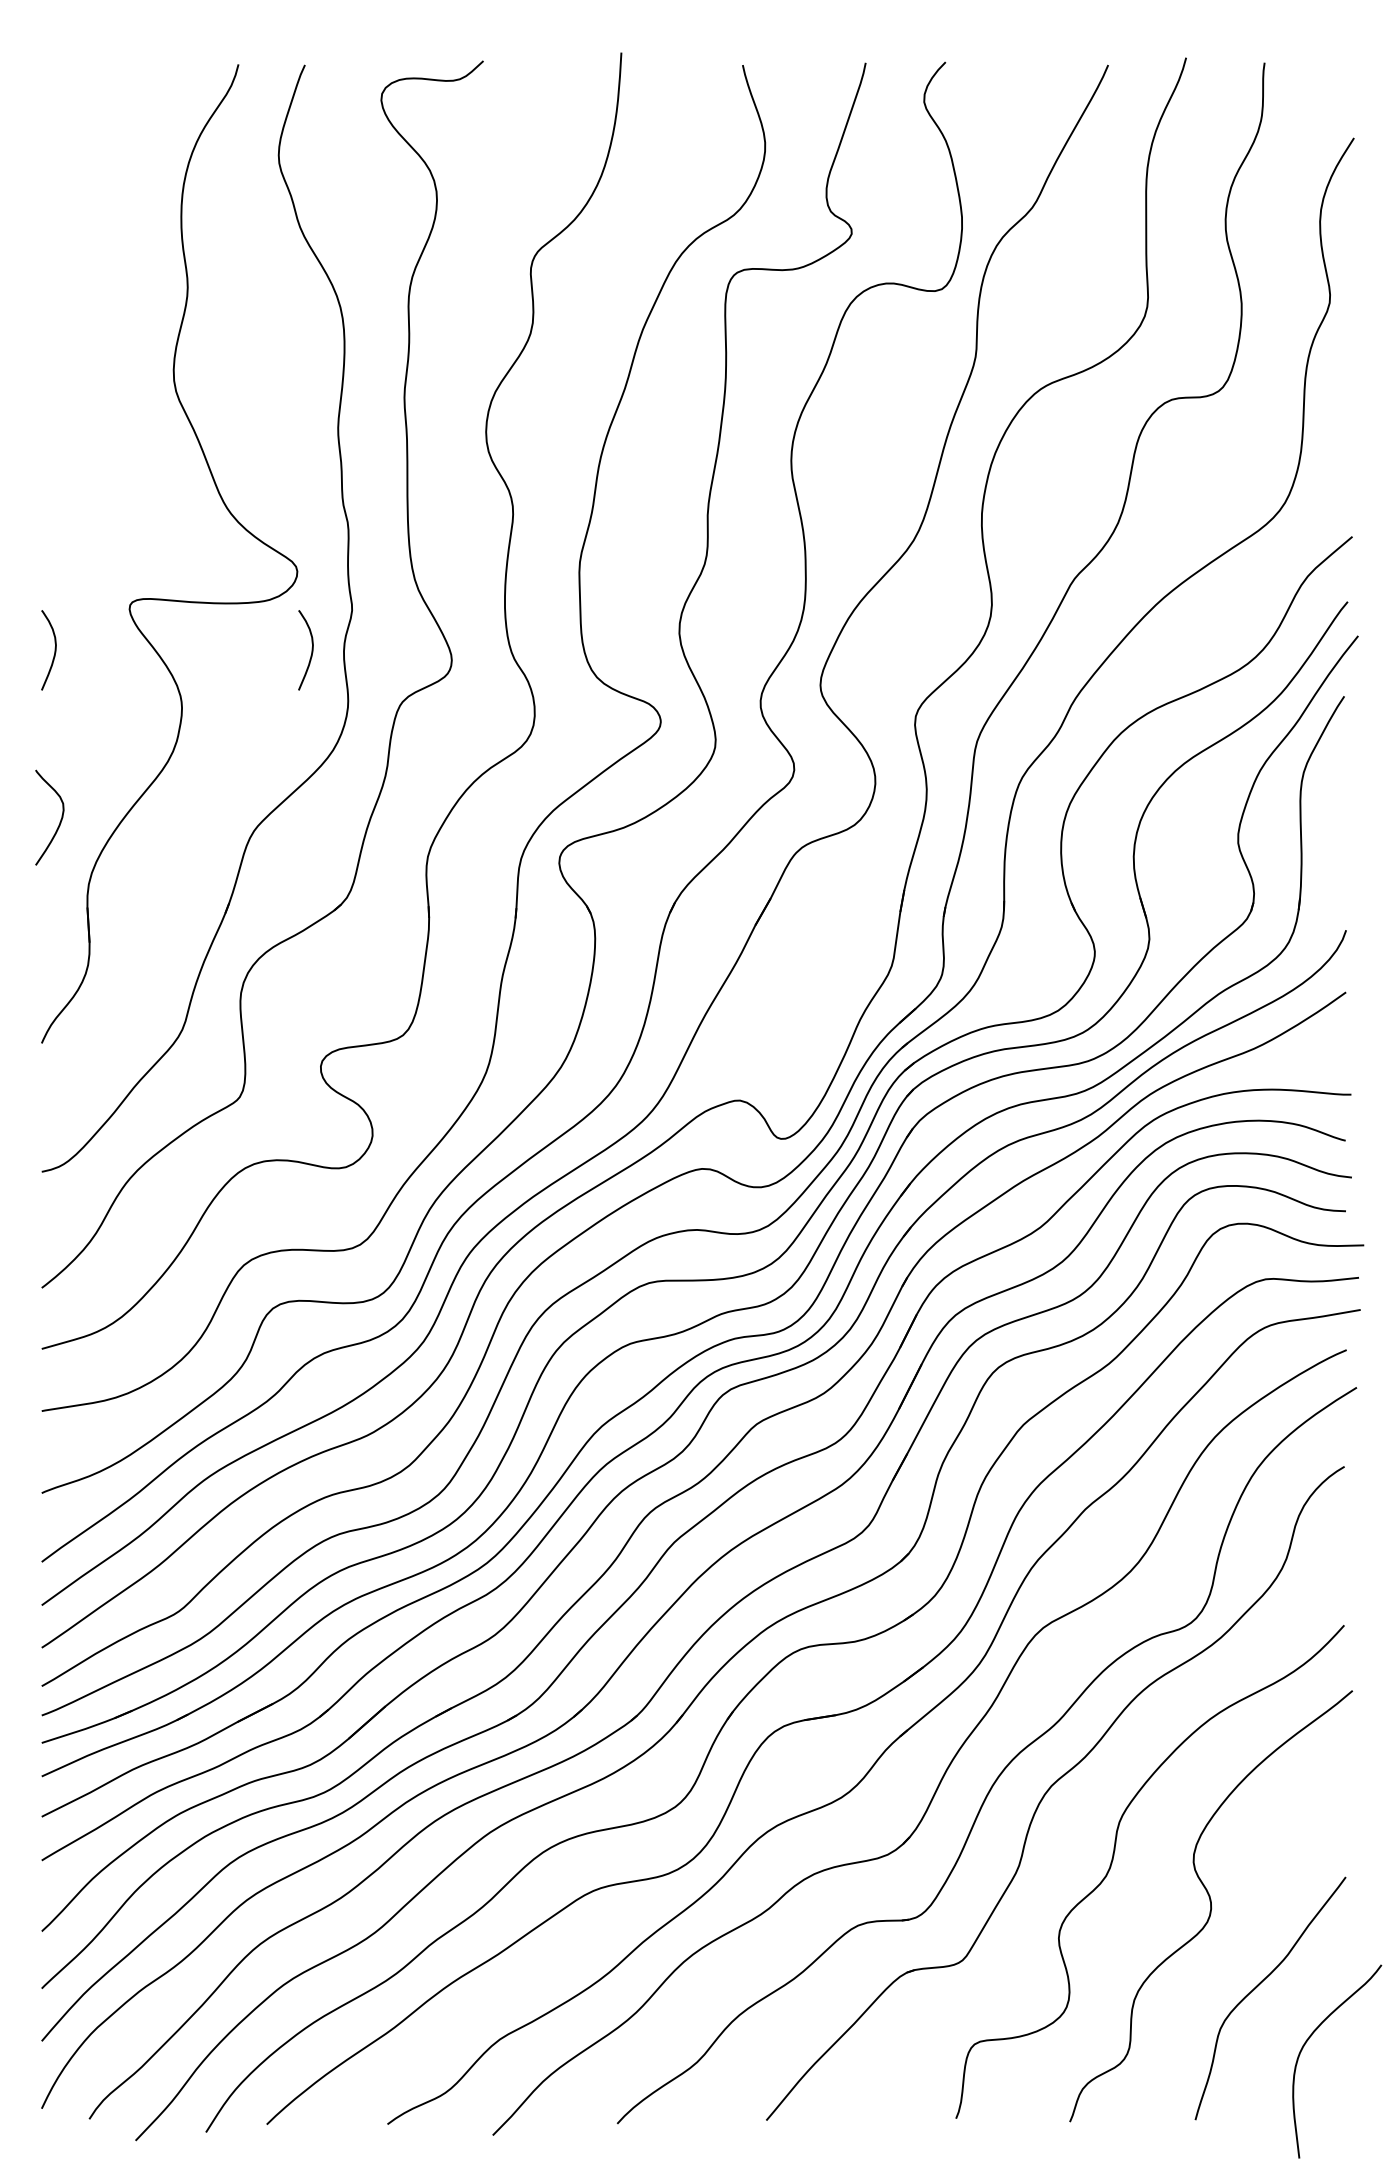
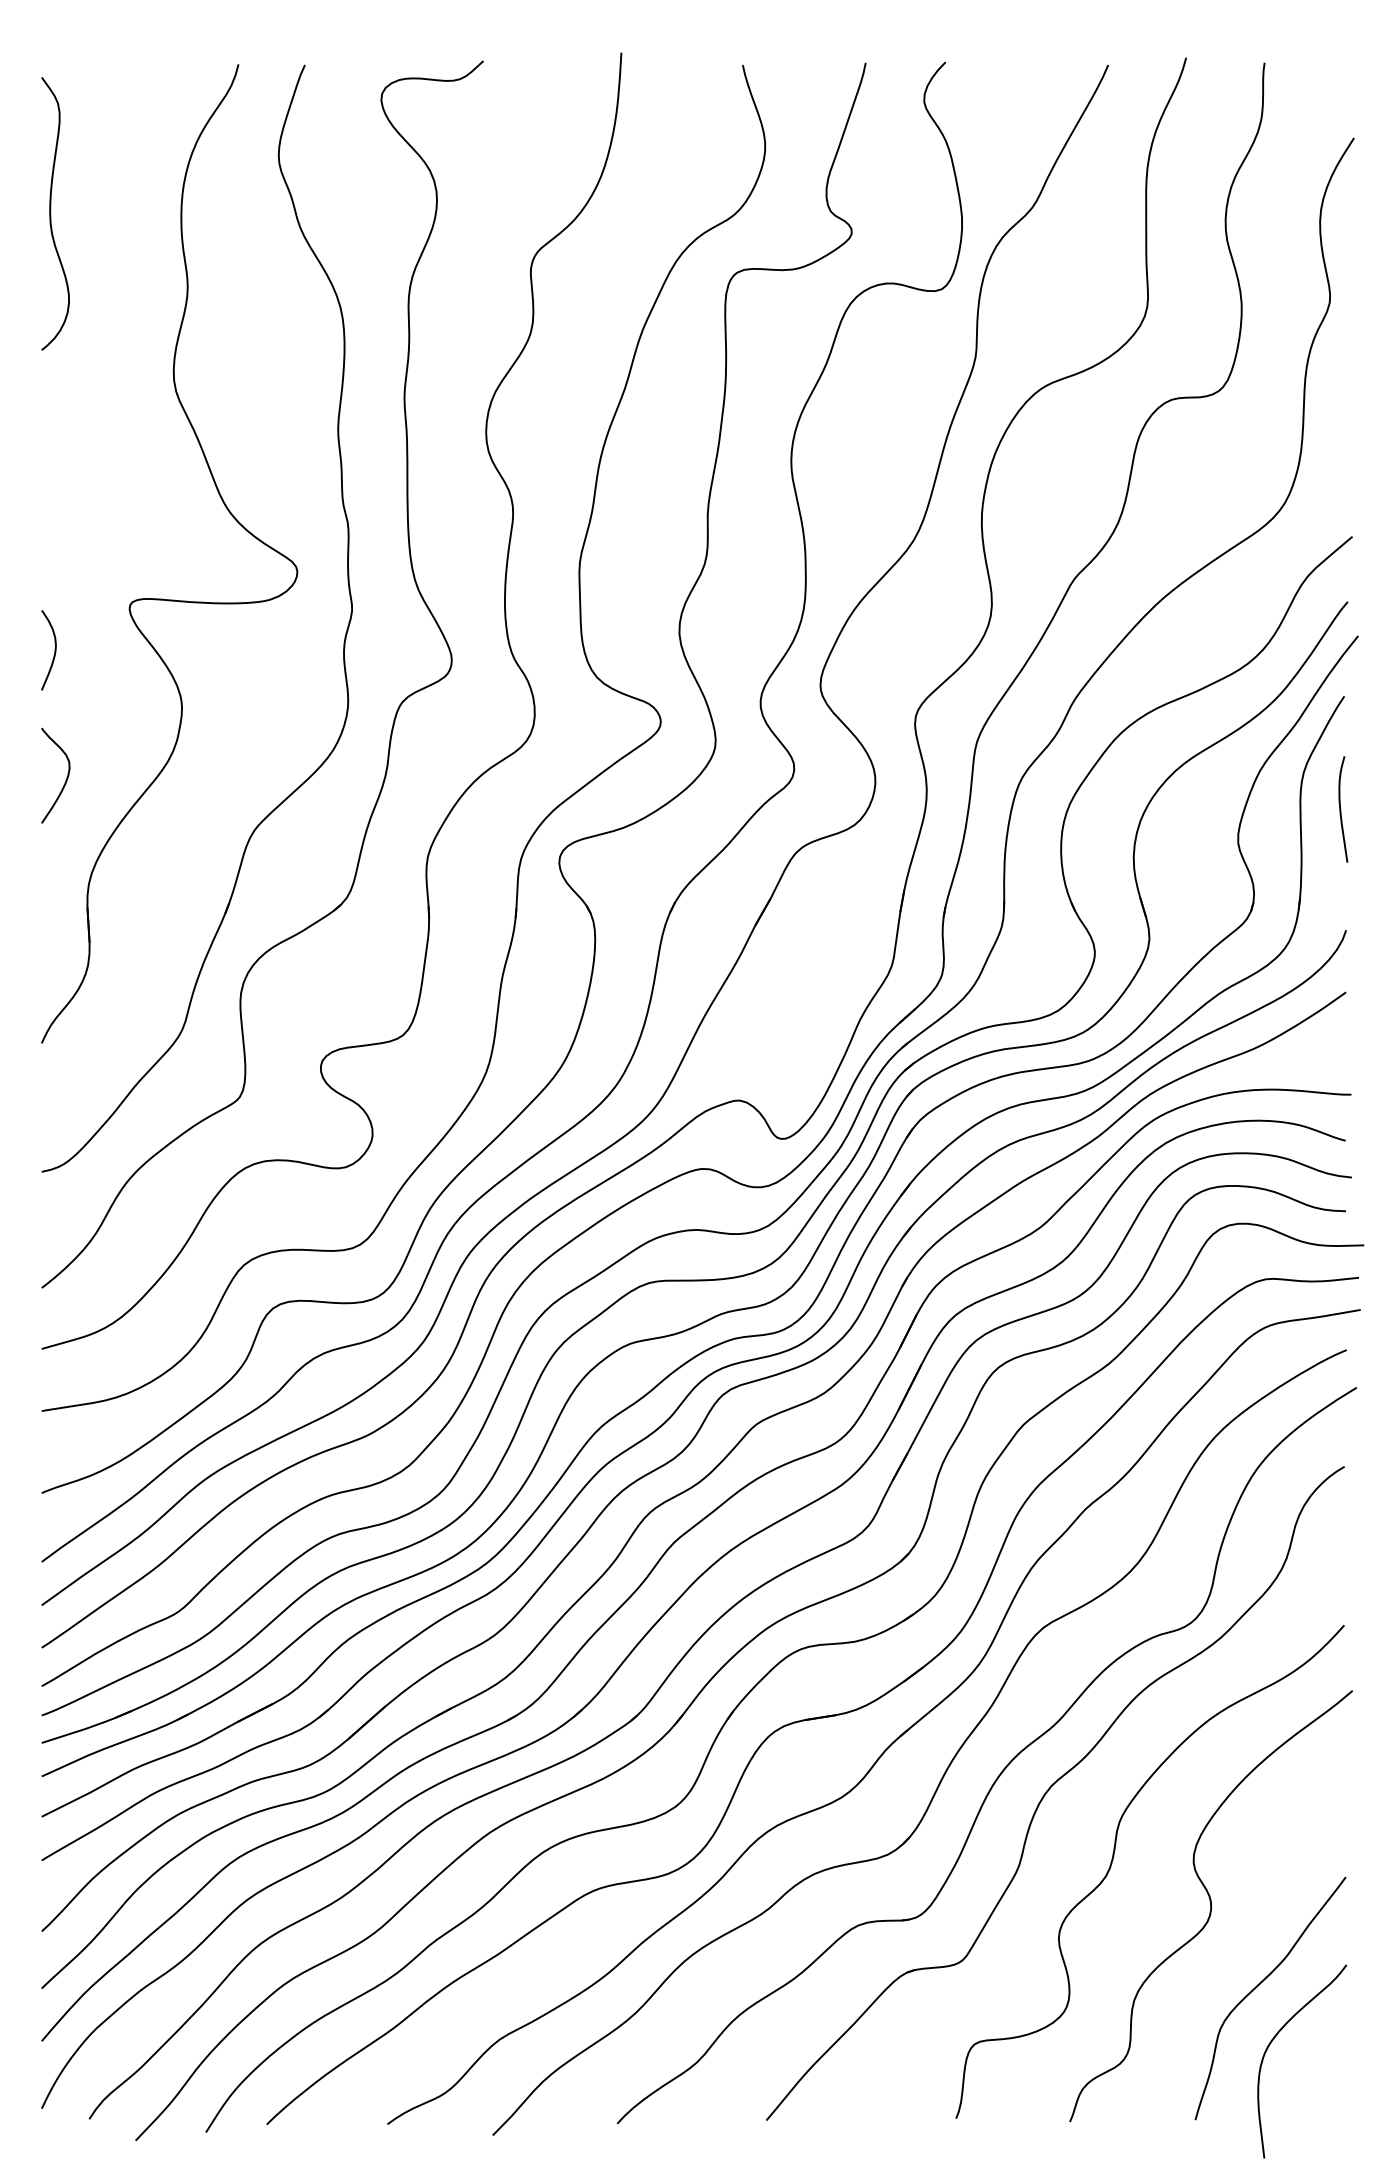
curve: none -> present (51, 214)
curve: present -> none (311, 650)
curve: none -> present (1341, 809)
curve position: (60, 819) -> (66, 777) (66, 777)
curve position: (1309, 2039) -> (1274, 2039) (1274, 2039)
